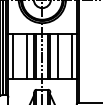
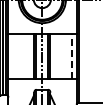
line: present -> none (12, 56)
line: present -> none (27, 56)
line: present -> none (57, 56)
line: solid -> dashed (72, 56)
